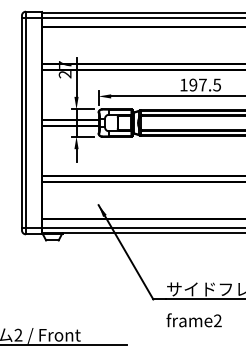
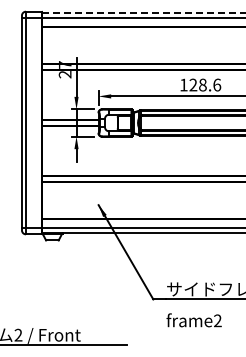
line: solid -> dashed (143, 13)
text: 197.5 -> 128.6 (205, 84)
